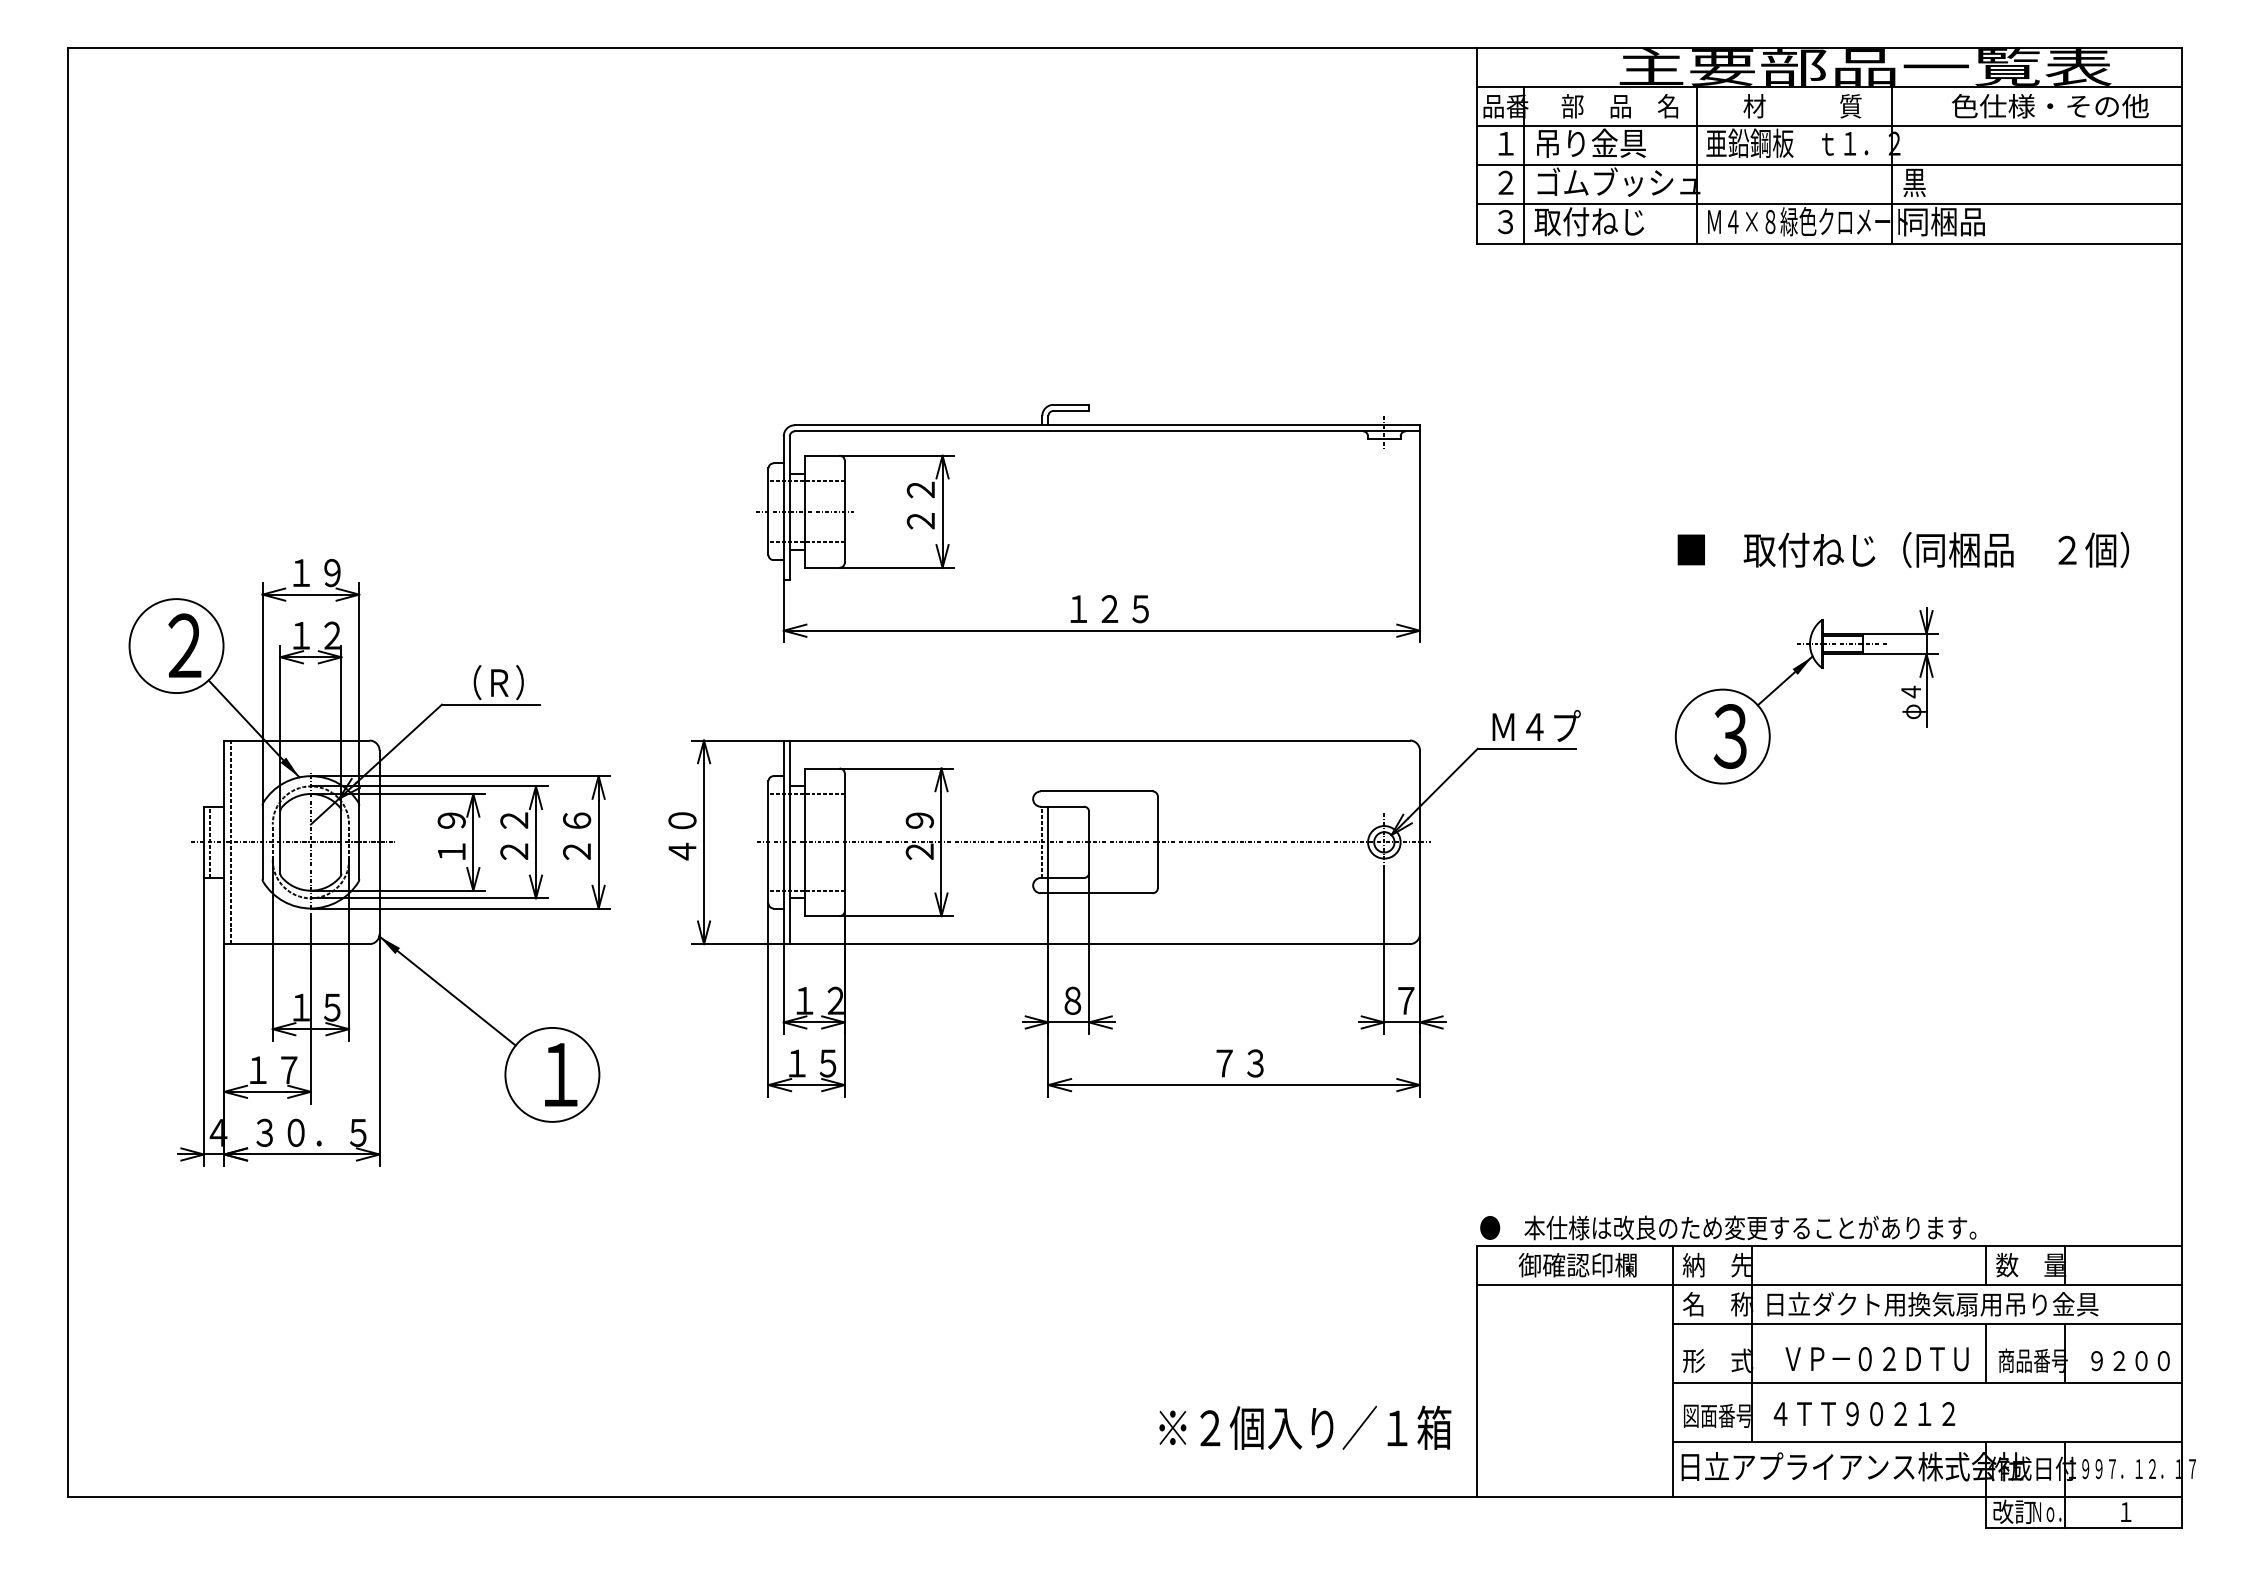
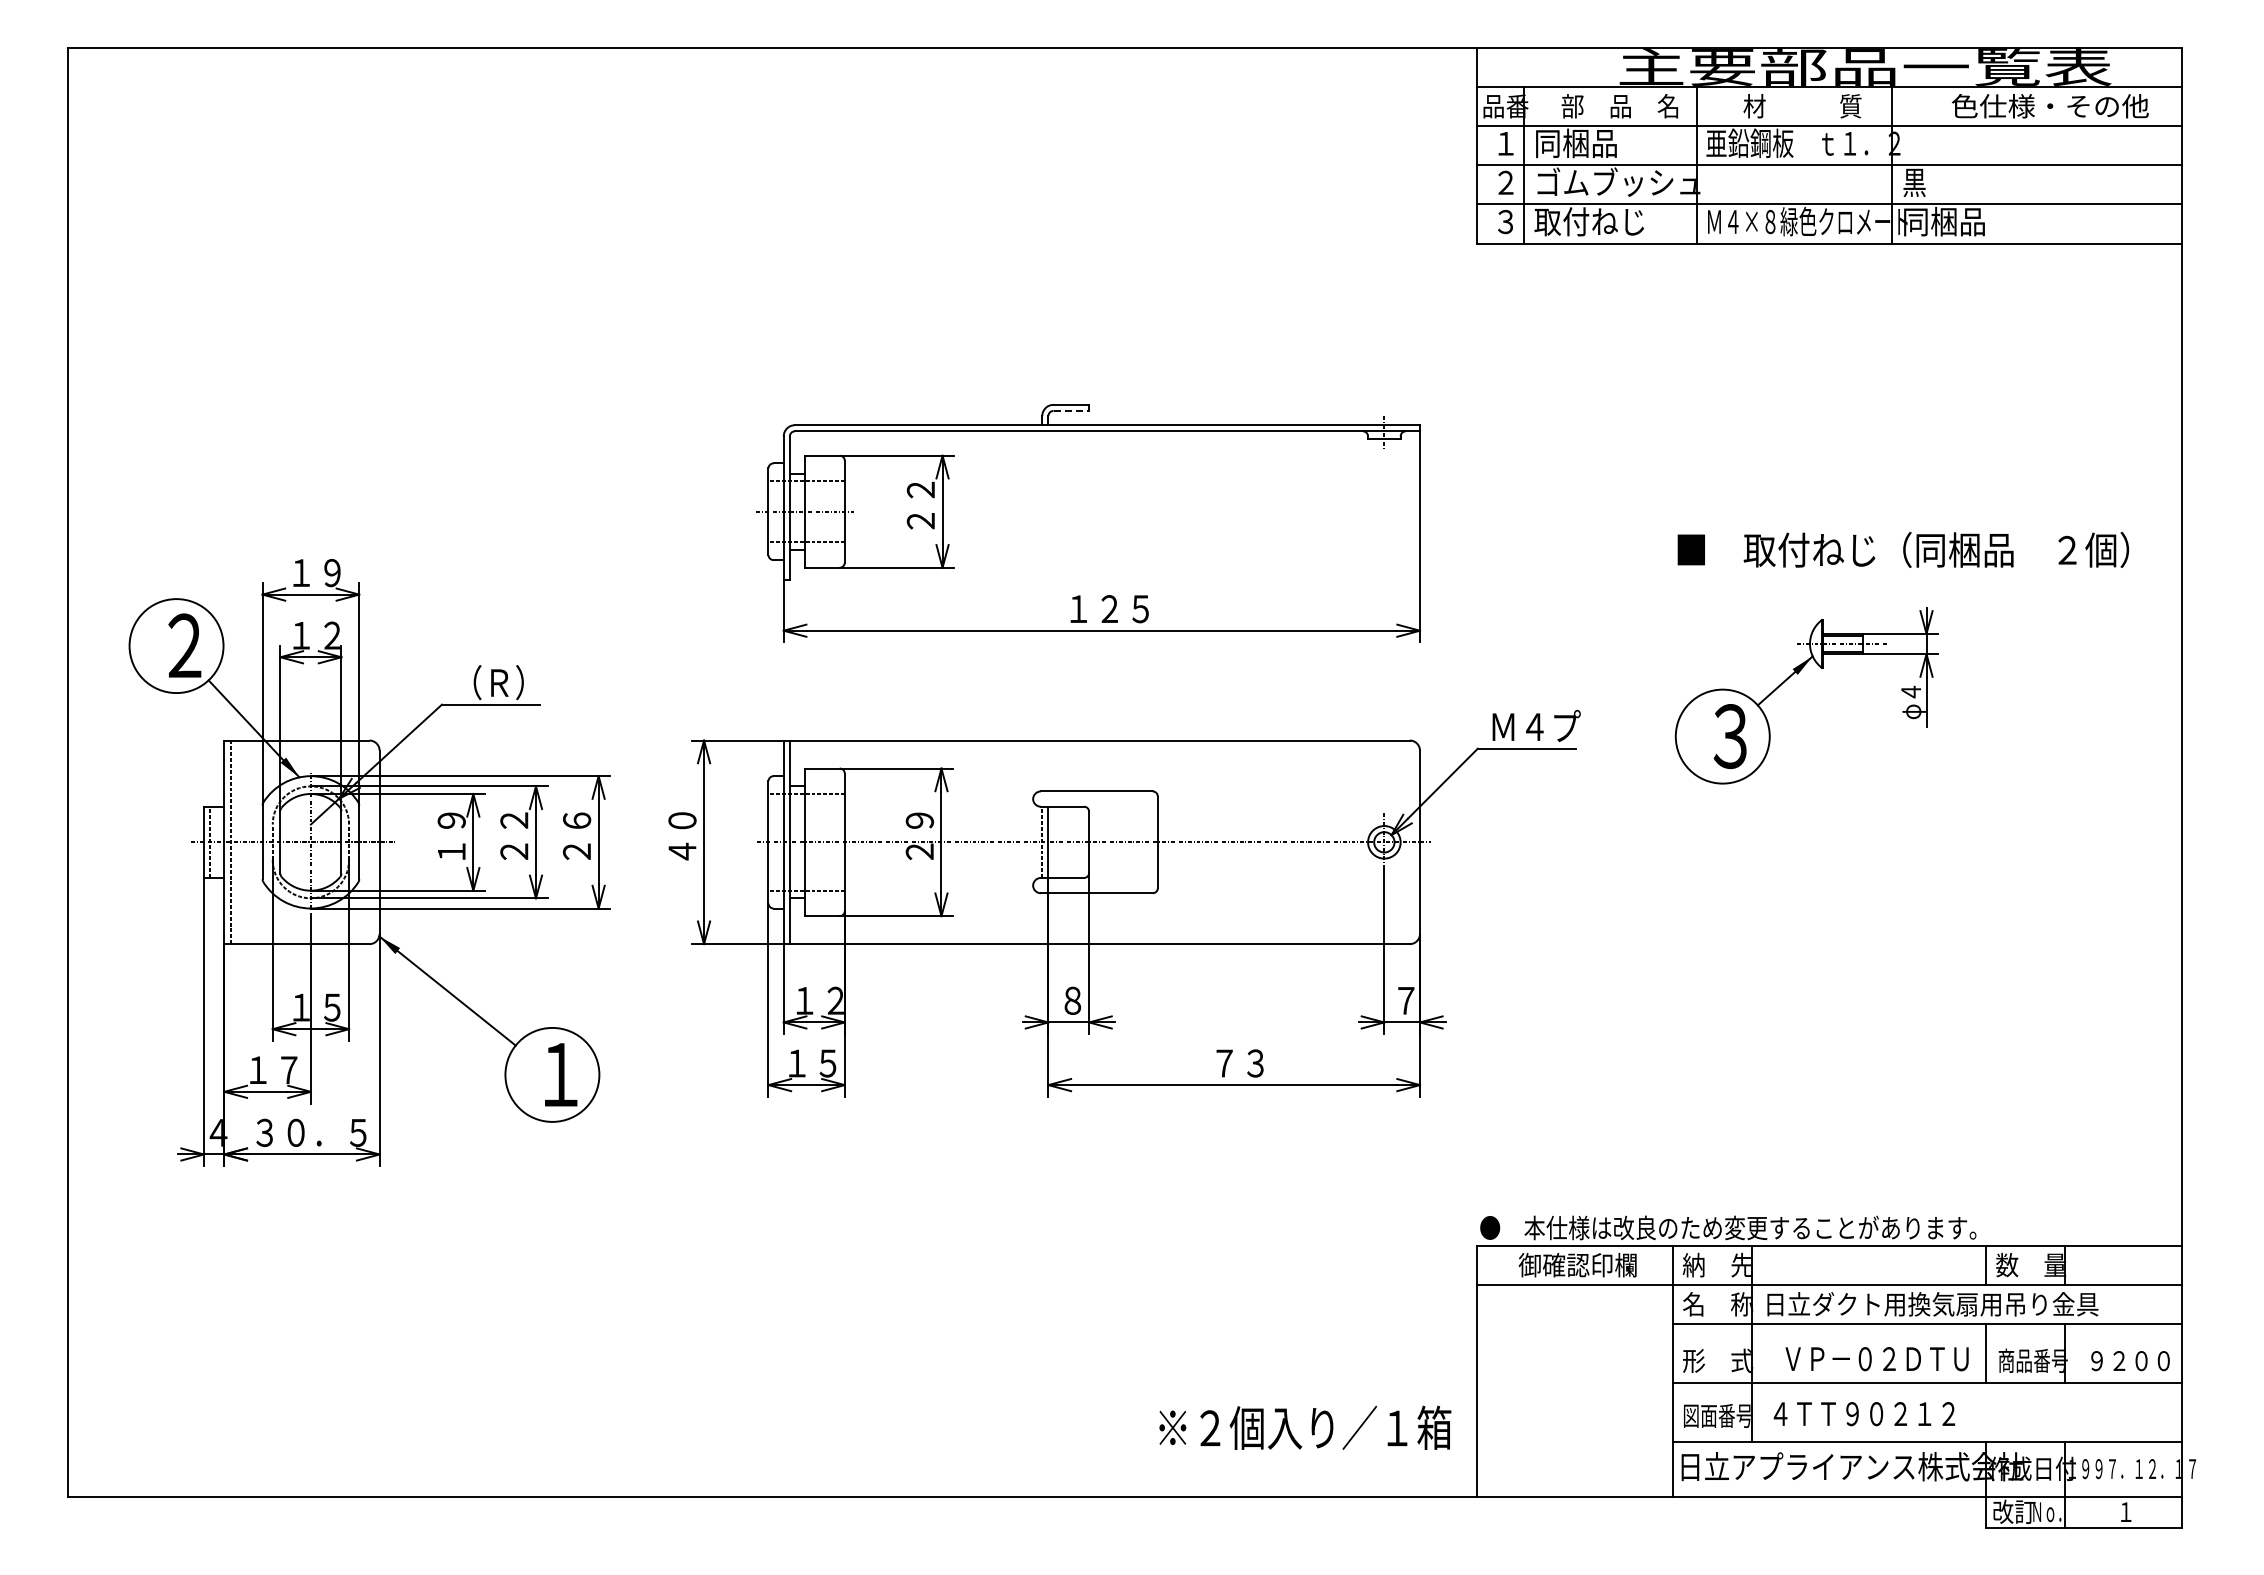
text: 吊り金具 -> 同梱品 (1590, 143)
line: solid -> dashed (1071, 410)
